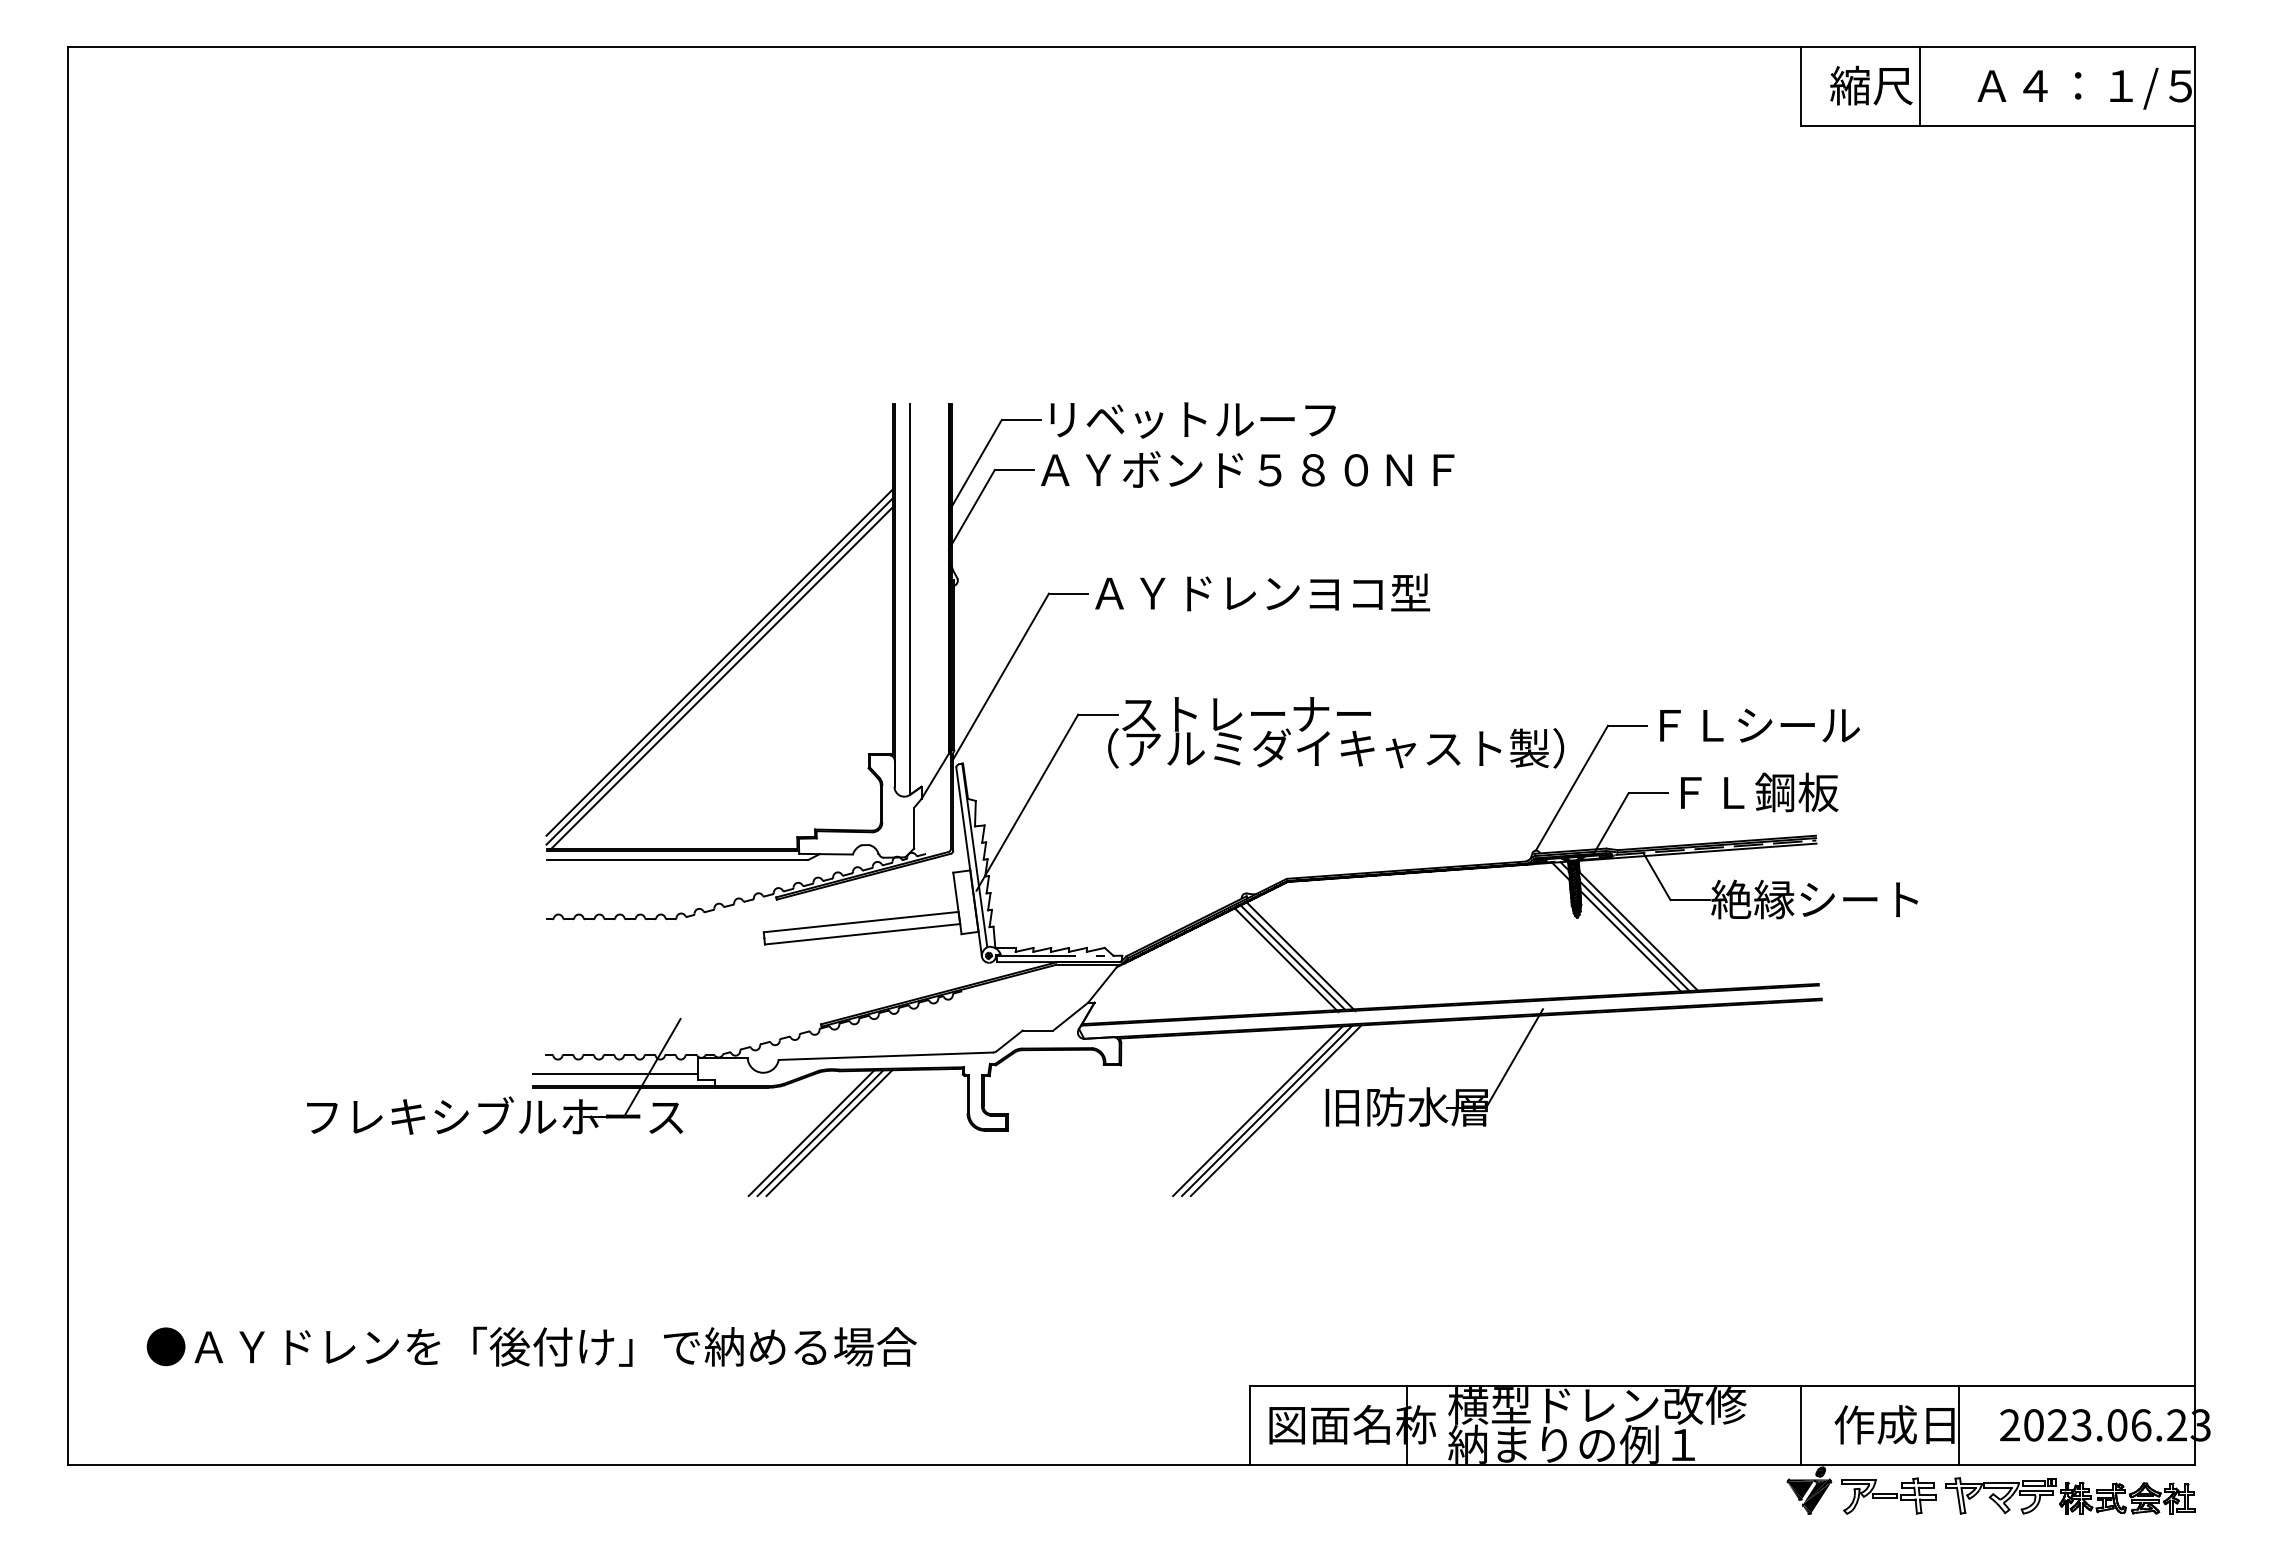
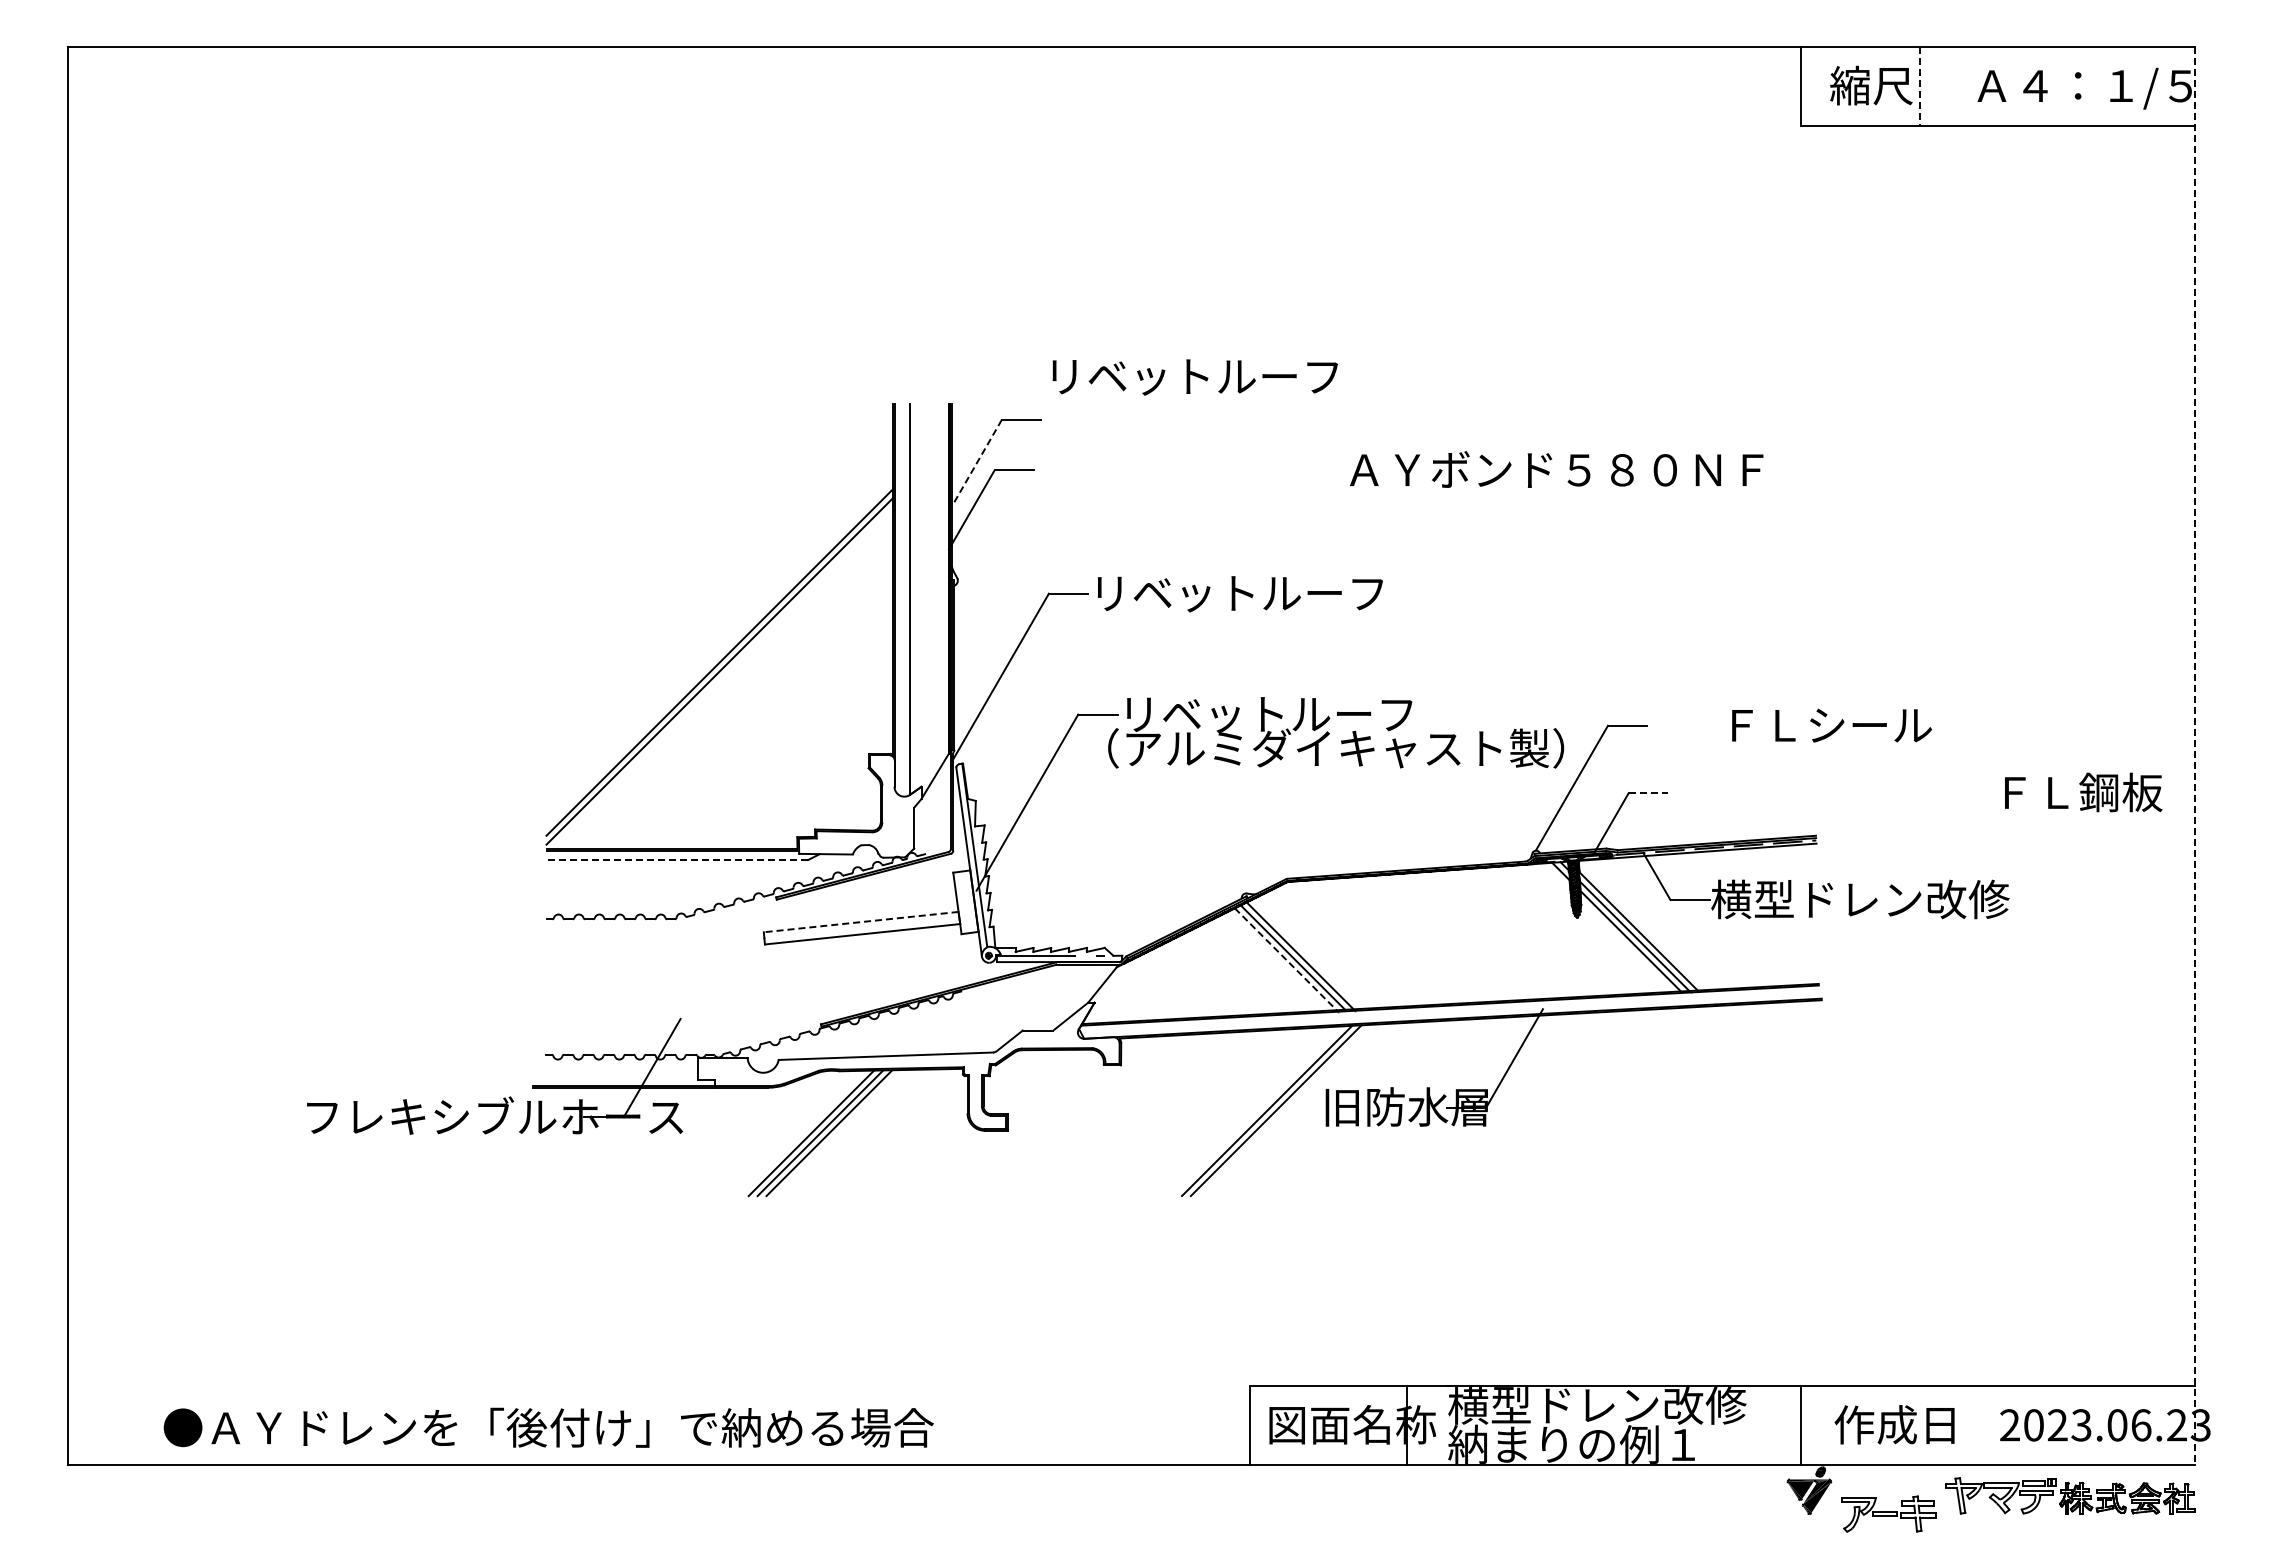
line: solid -> dashed (1919, 86)
text position: (1192, 420) -> (1194, 377) (1194, 377)
line: solid -> dashed (976, 463)
text position: (1247, 469) -> (1556, 469) (1556, 469)
text: ＡＹドレンヨコ型 -> リベットルーフ (1262, 592)
line: present -> none (722, 678)
text: ストレーナー -> リベットルーフ (1267, 714)
text position: (1759, 725) -> (1831, 725) (1831, 725)
line: solid -> dashed (2195, 755)
text position: (1759, 792) -> (2083, 792) (2083, 792)
line: solid -> dashed (1648, 793)
line: solid -> dashed (677, 860)
text: 絶縁シート -> 横型ドレン改修 (1860, 899)
line: solid -> dashed (861, 922)
line: solid -> dashed (1286, 959)
line: present -> none (615, 1073)
line: present -> none (1257, 1111)
text position: (531, 1346) -> (548, 1427) (548, 1427)
line: present -> none (1958, 1424)
part position: (1888, 1495) -> (1888, 1513) (1888, 1513)
